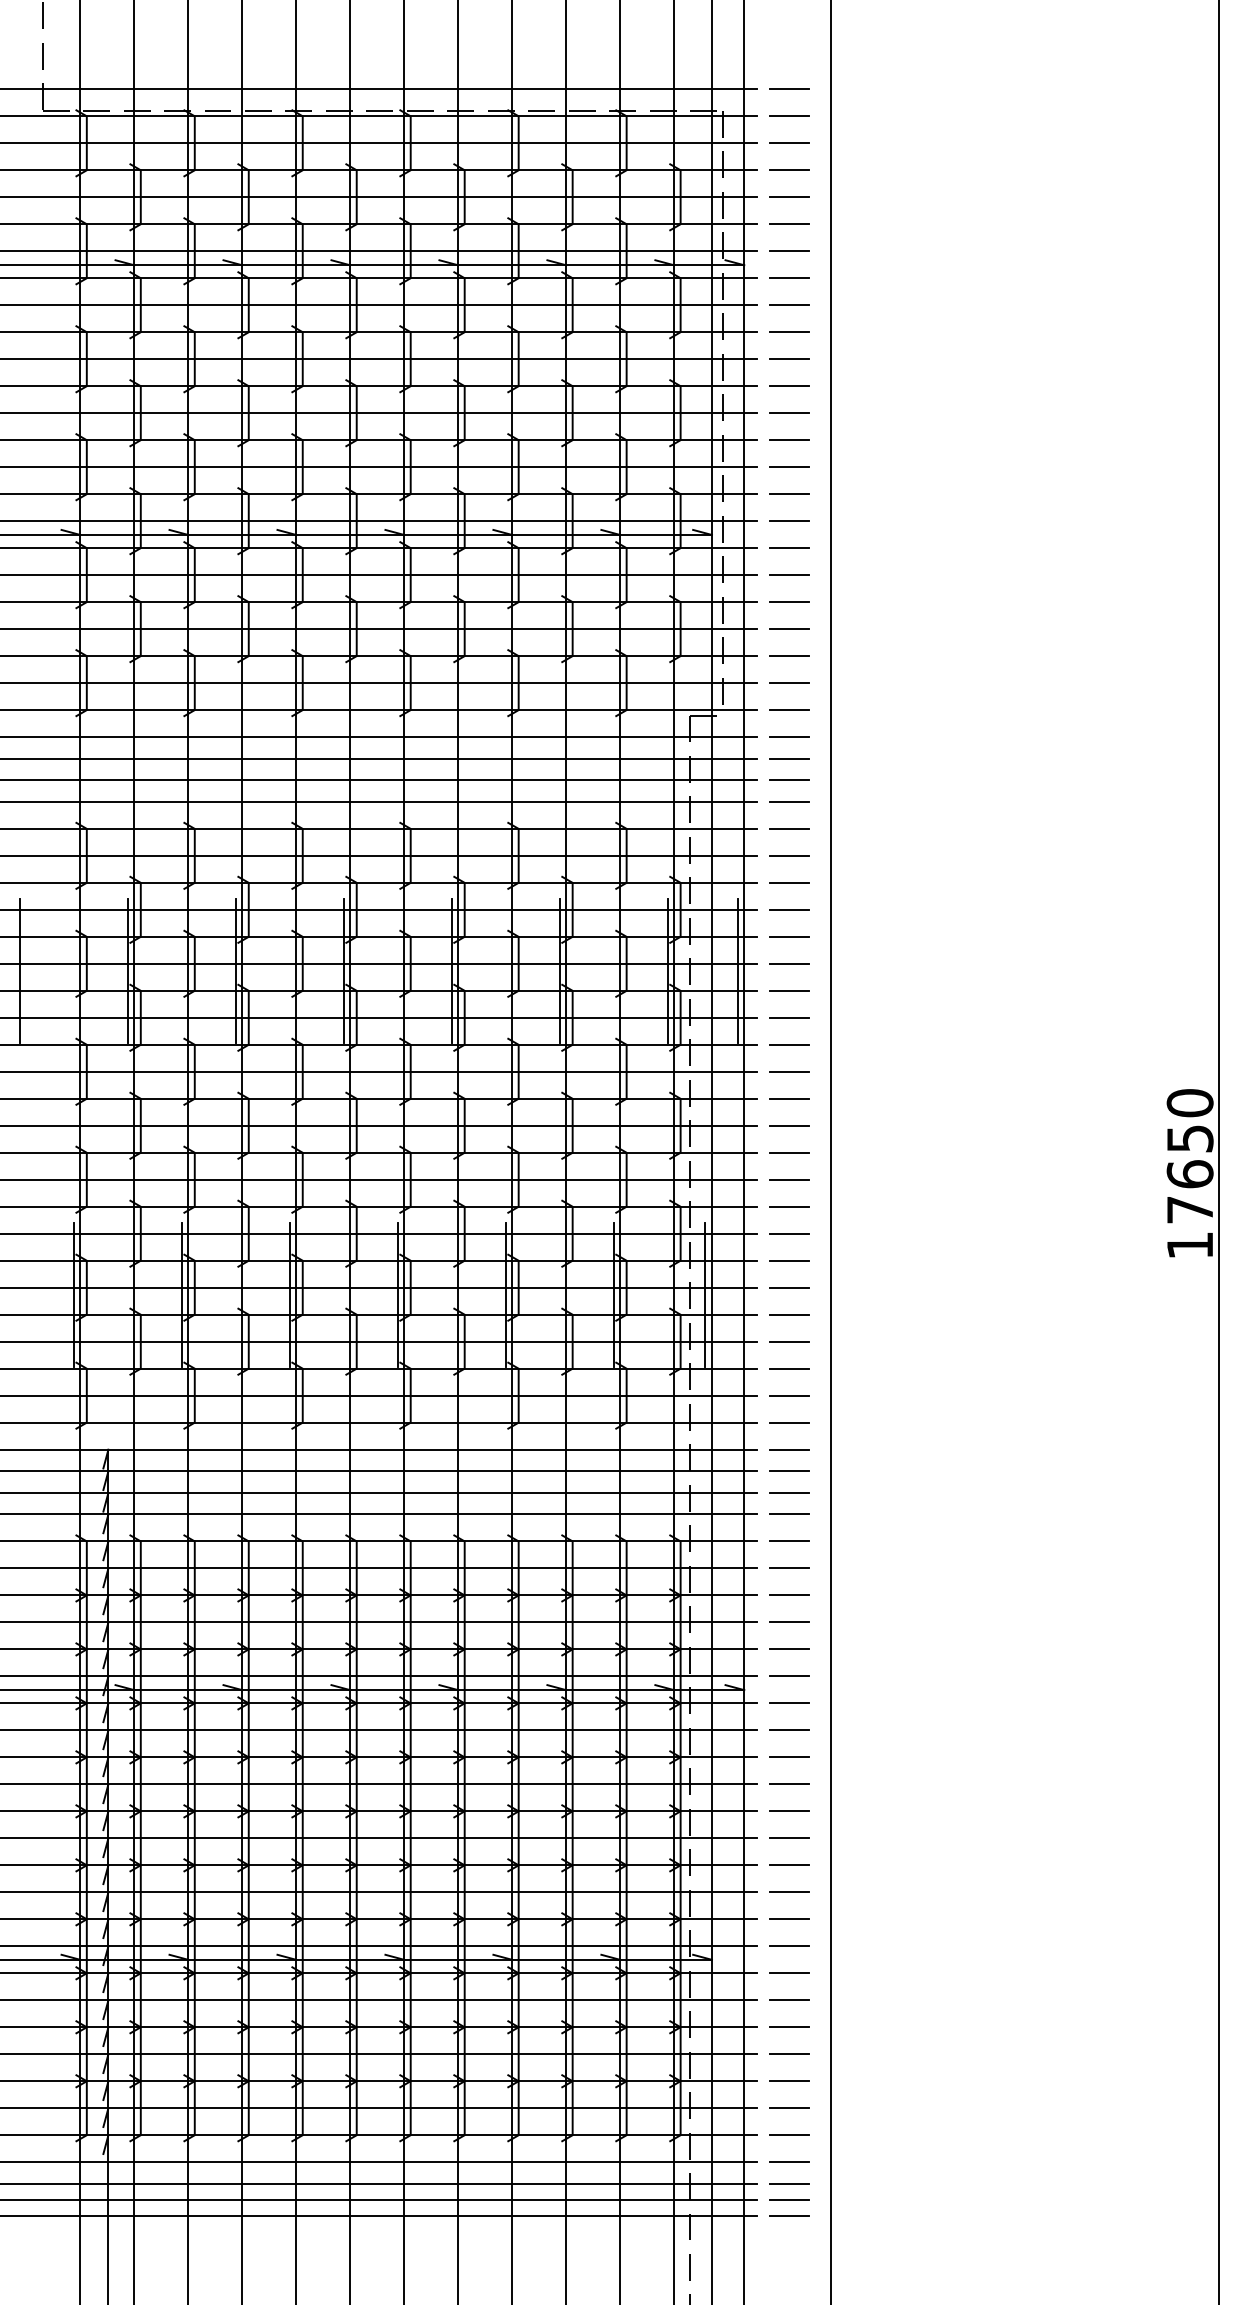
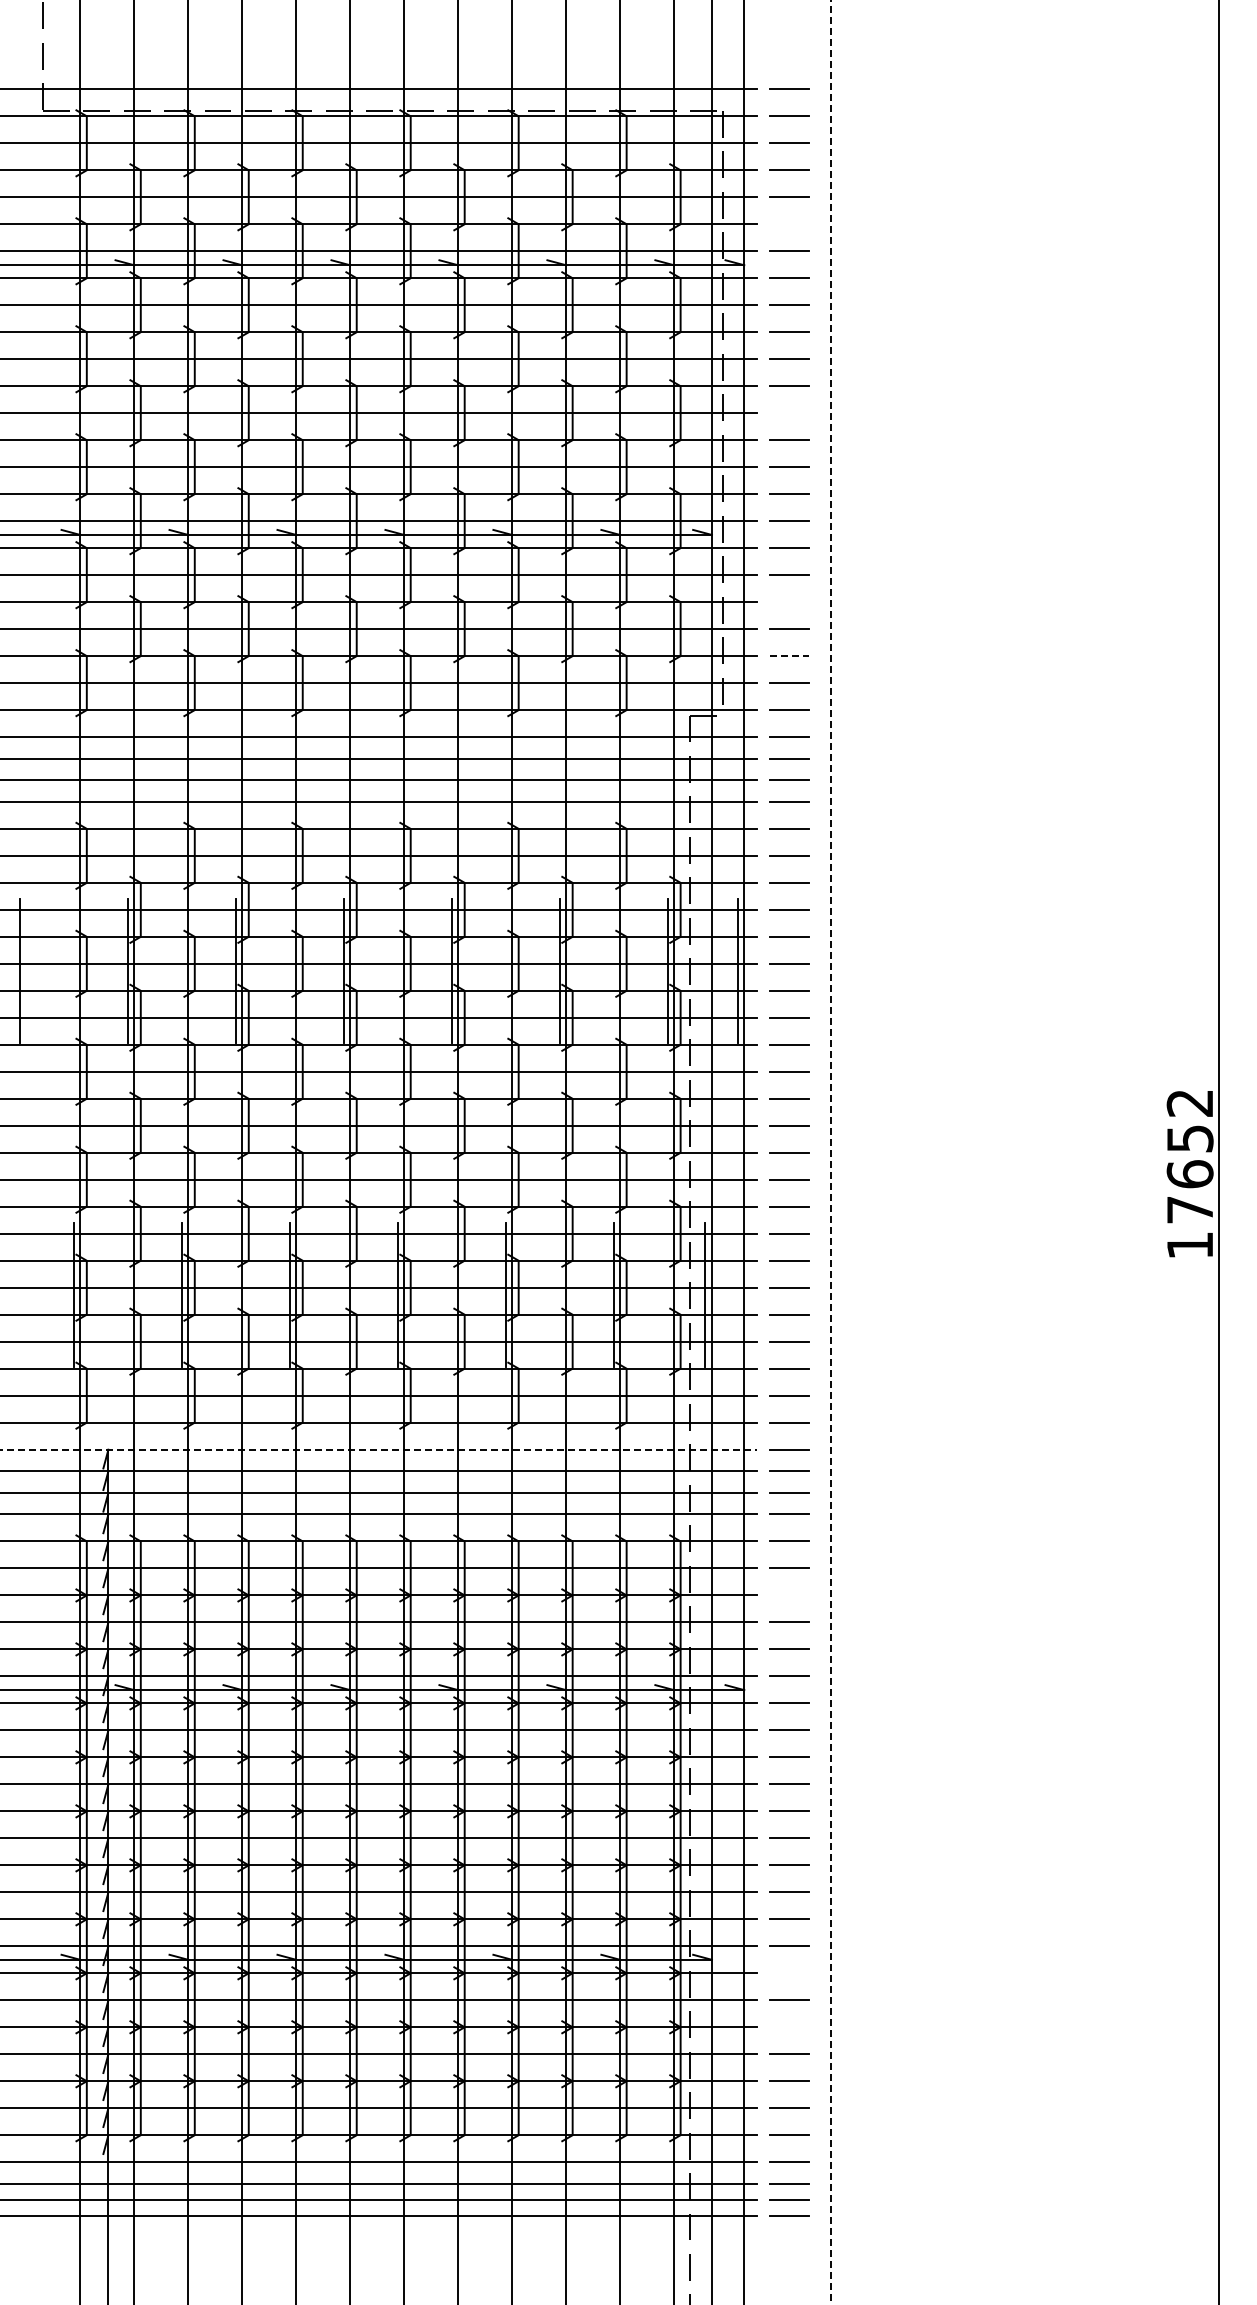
line: present -> none (789, 224)
line: present -> none (789, 413)
line: present -> none (789, 602)
line: solid -> dashed (790, 656)
text: 17650 -> 17652 (1189, 1103)
line: solid -> dashed (830, 1152)
line: solid -> dashed (379, 1449)
line: present -> none (789, 1595)
line: present -> none (789, 1972)
line: present -> none (789, 2026)
